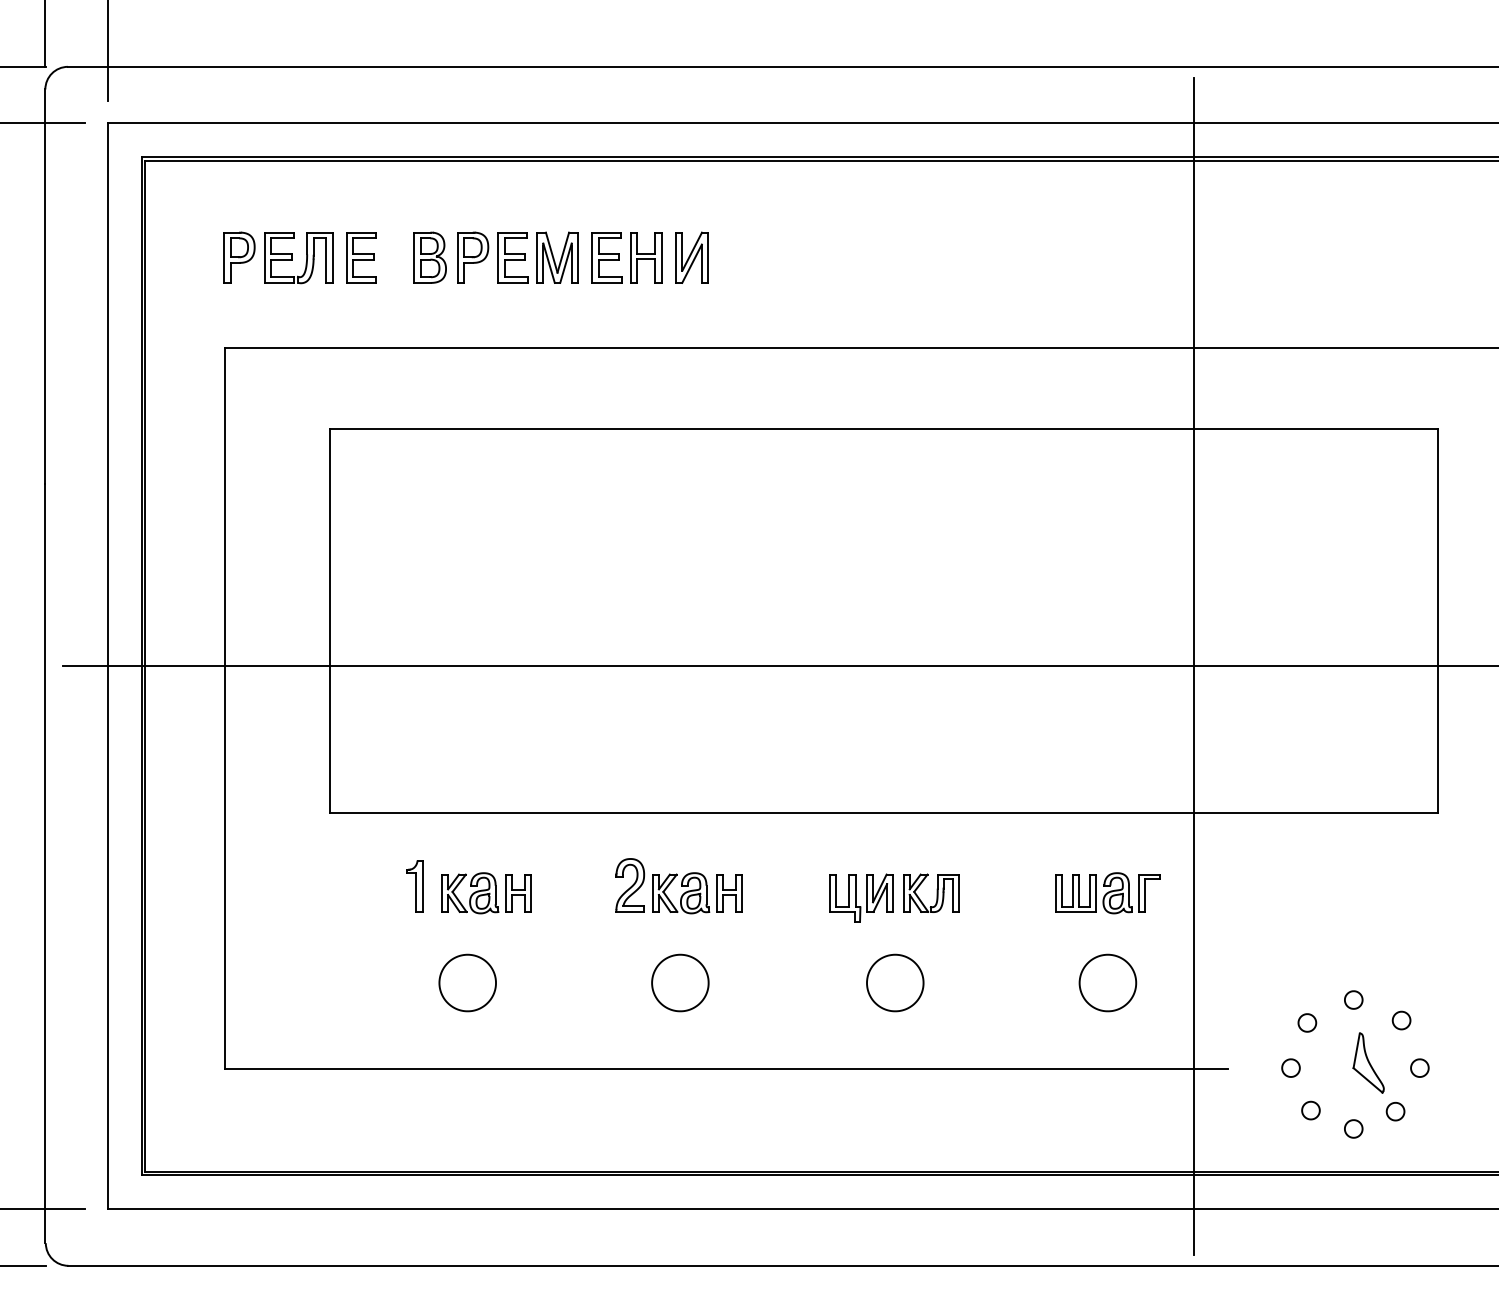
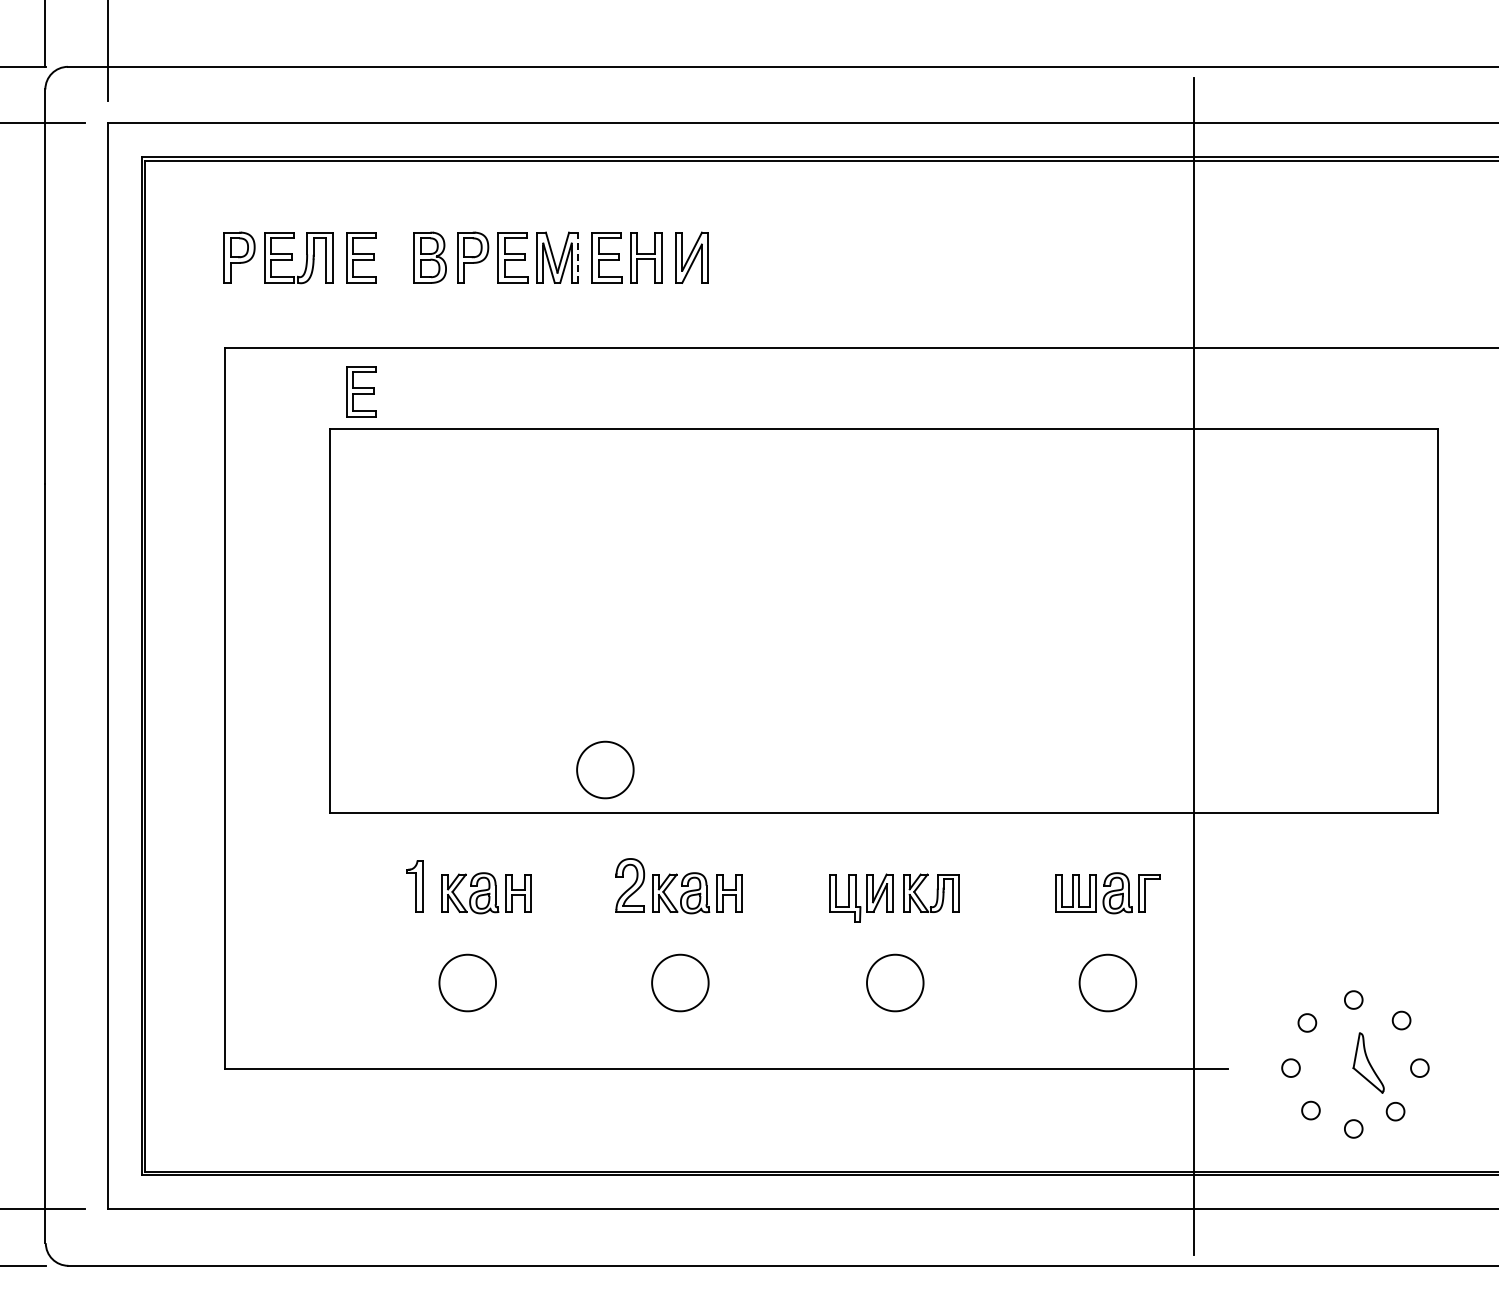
line: solid -> dashed (578, 257)
part: none -> present (361, 391)
line: present -> none (778, 666)
part: none -> present (605, 769)
